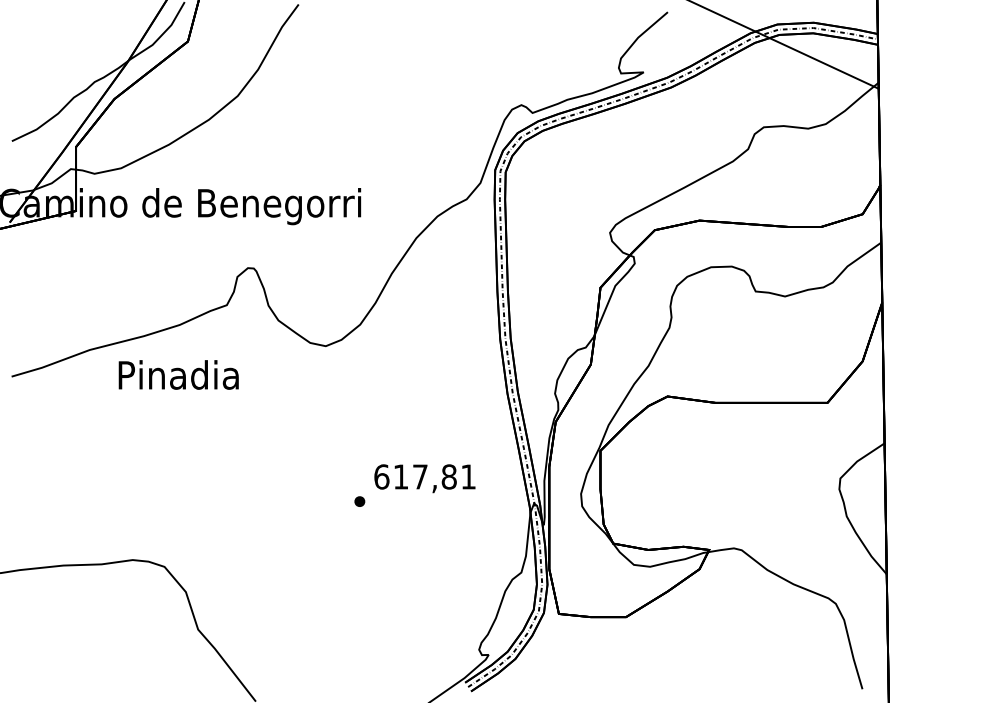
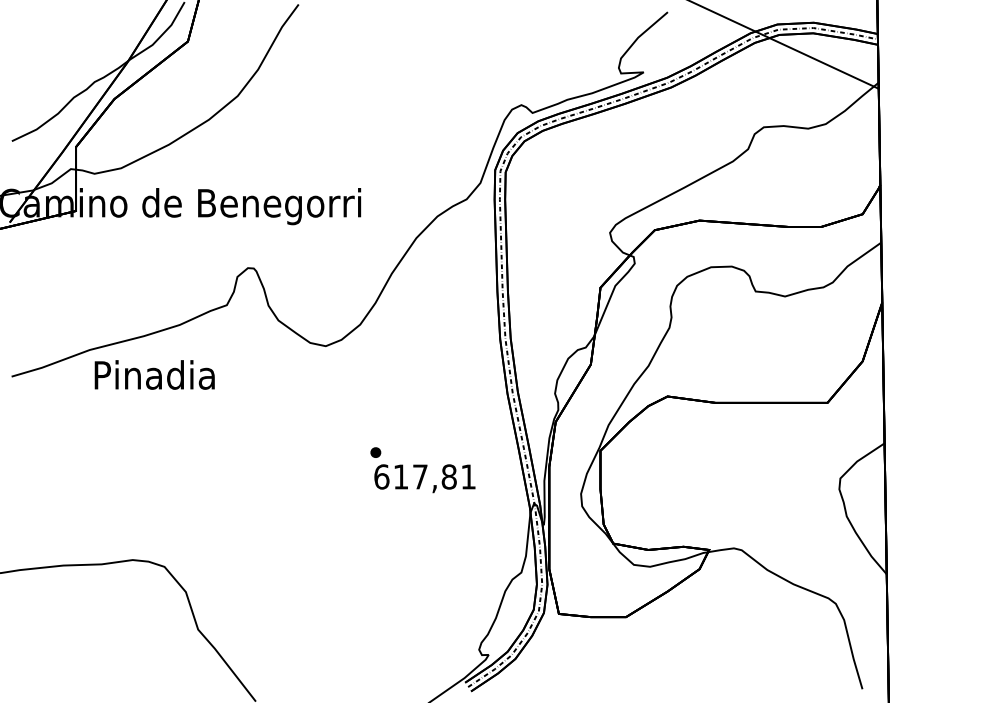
text position: (178, 374) -> (154, 374) (154, 374)
part position: (359, 501) -> (375, 452) (375, 452)
